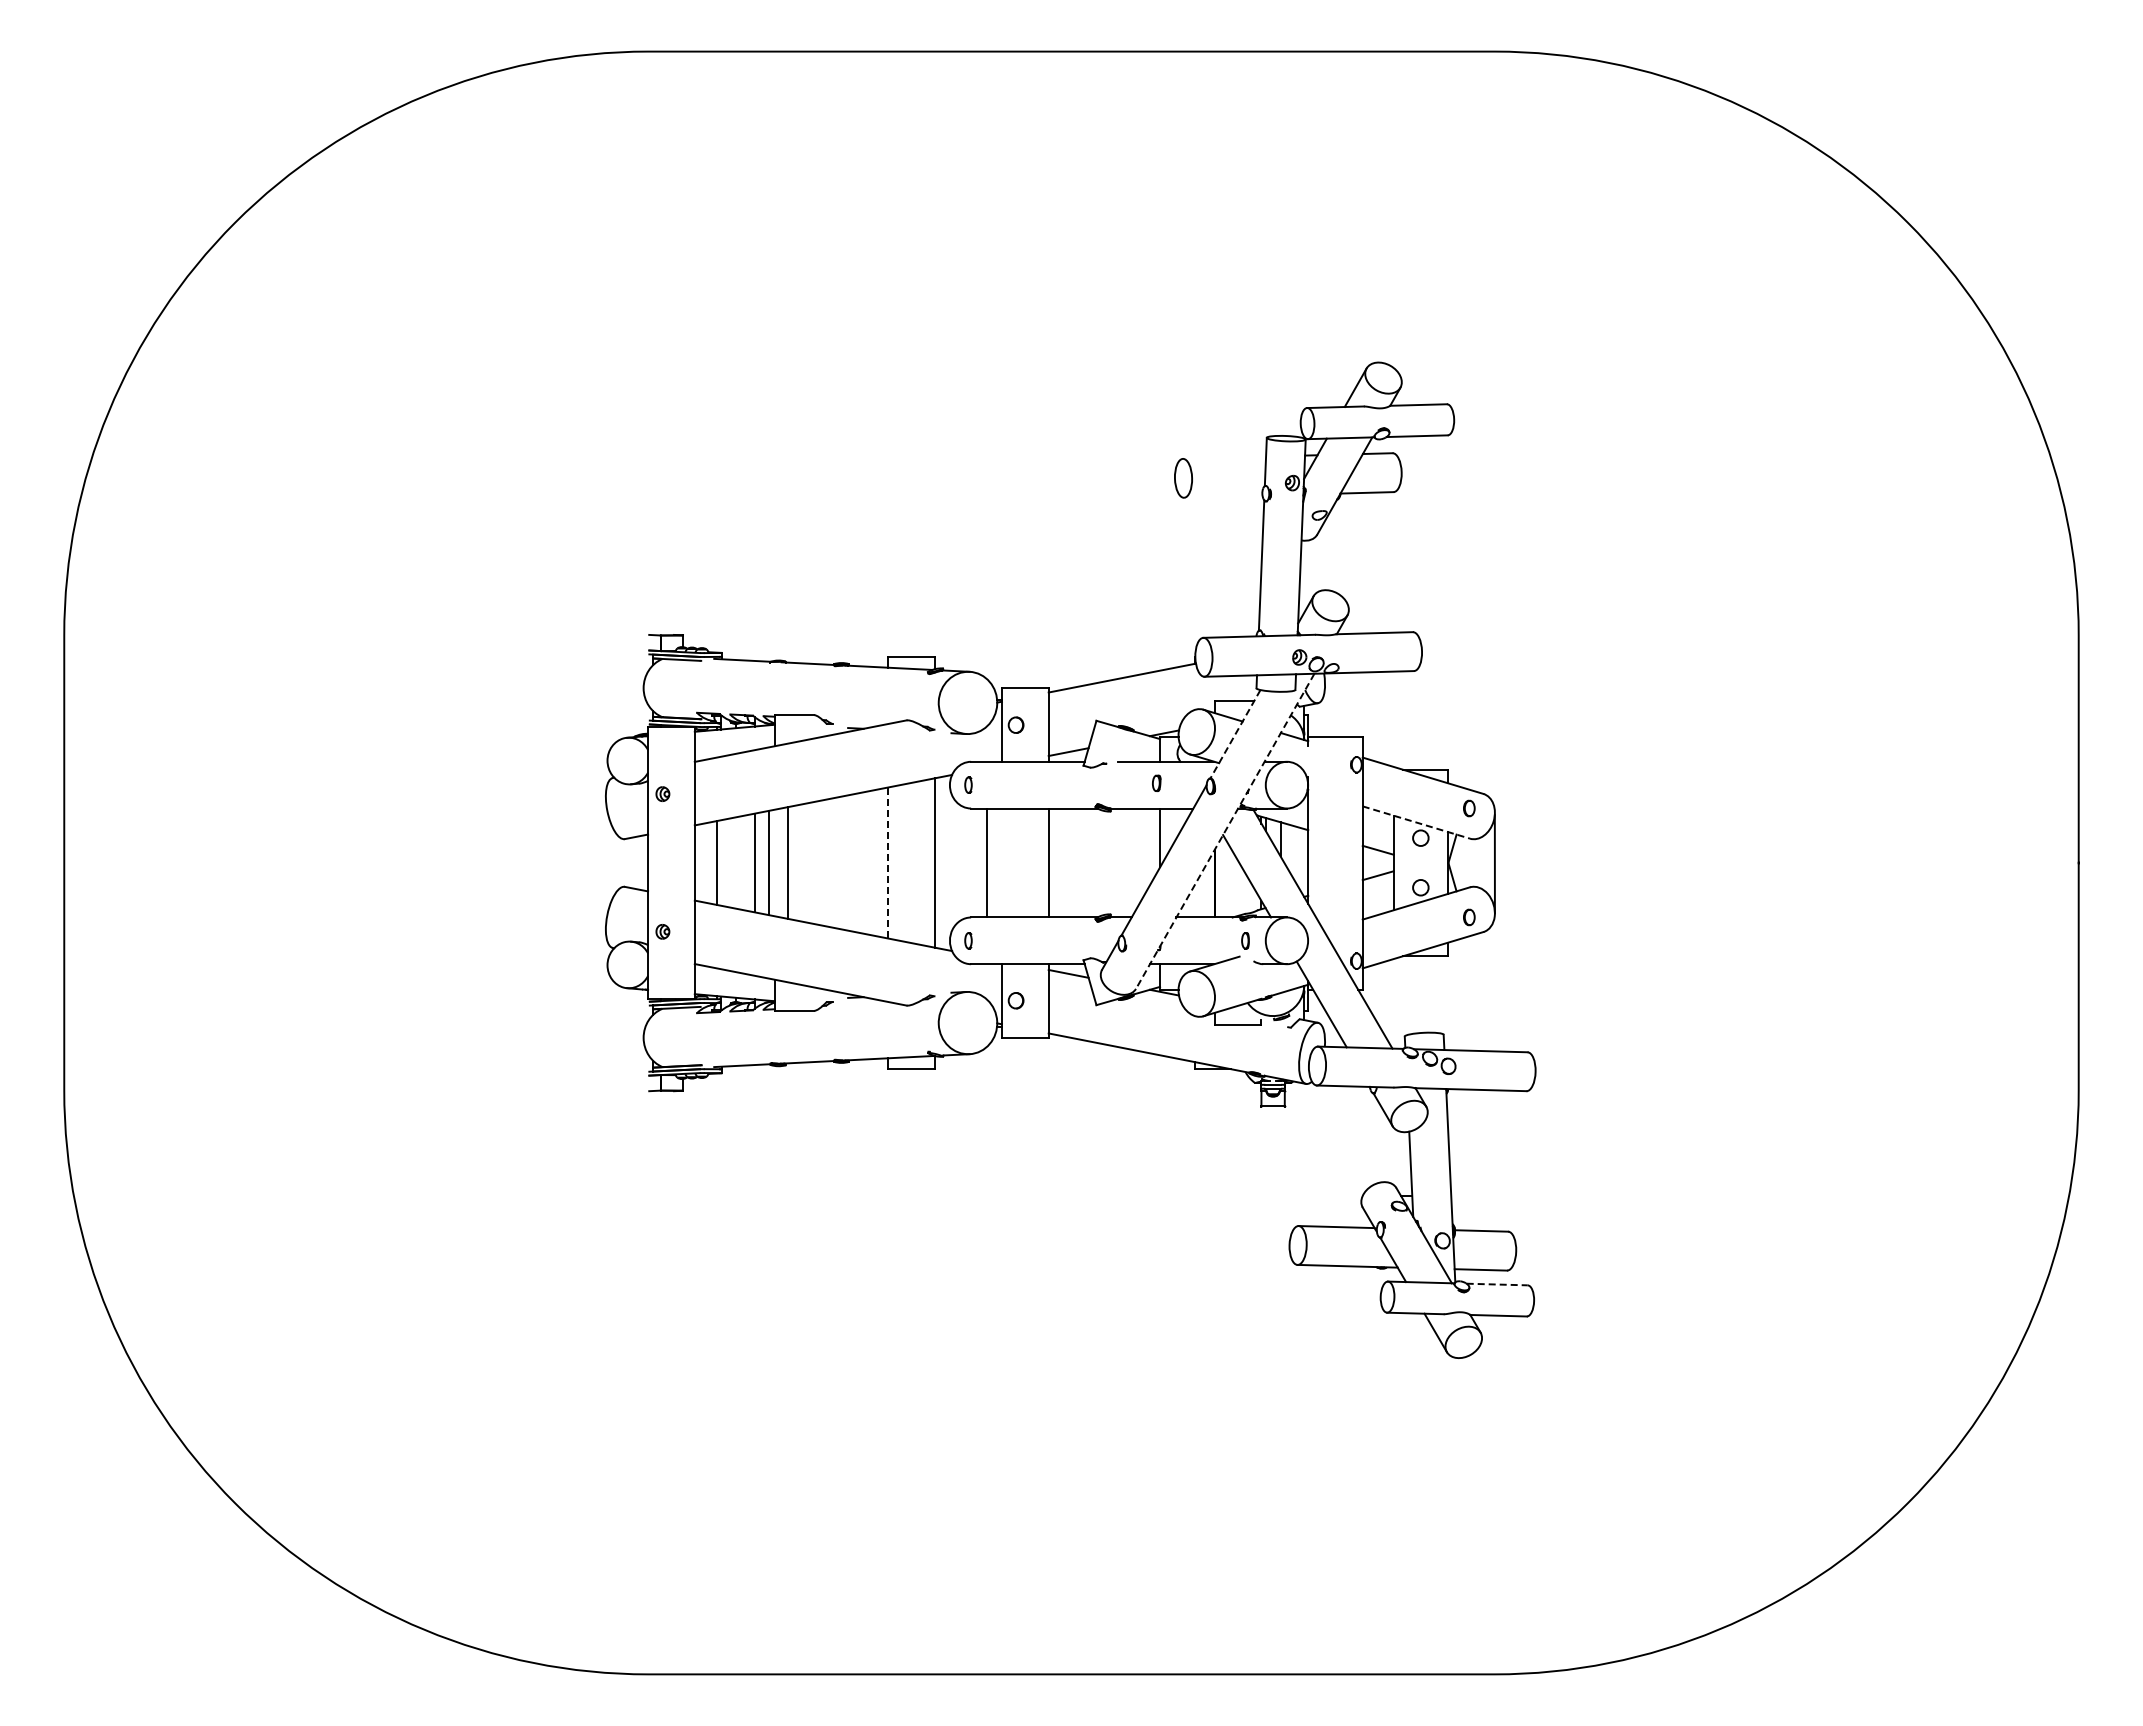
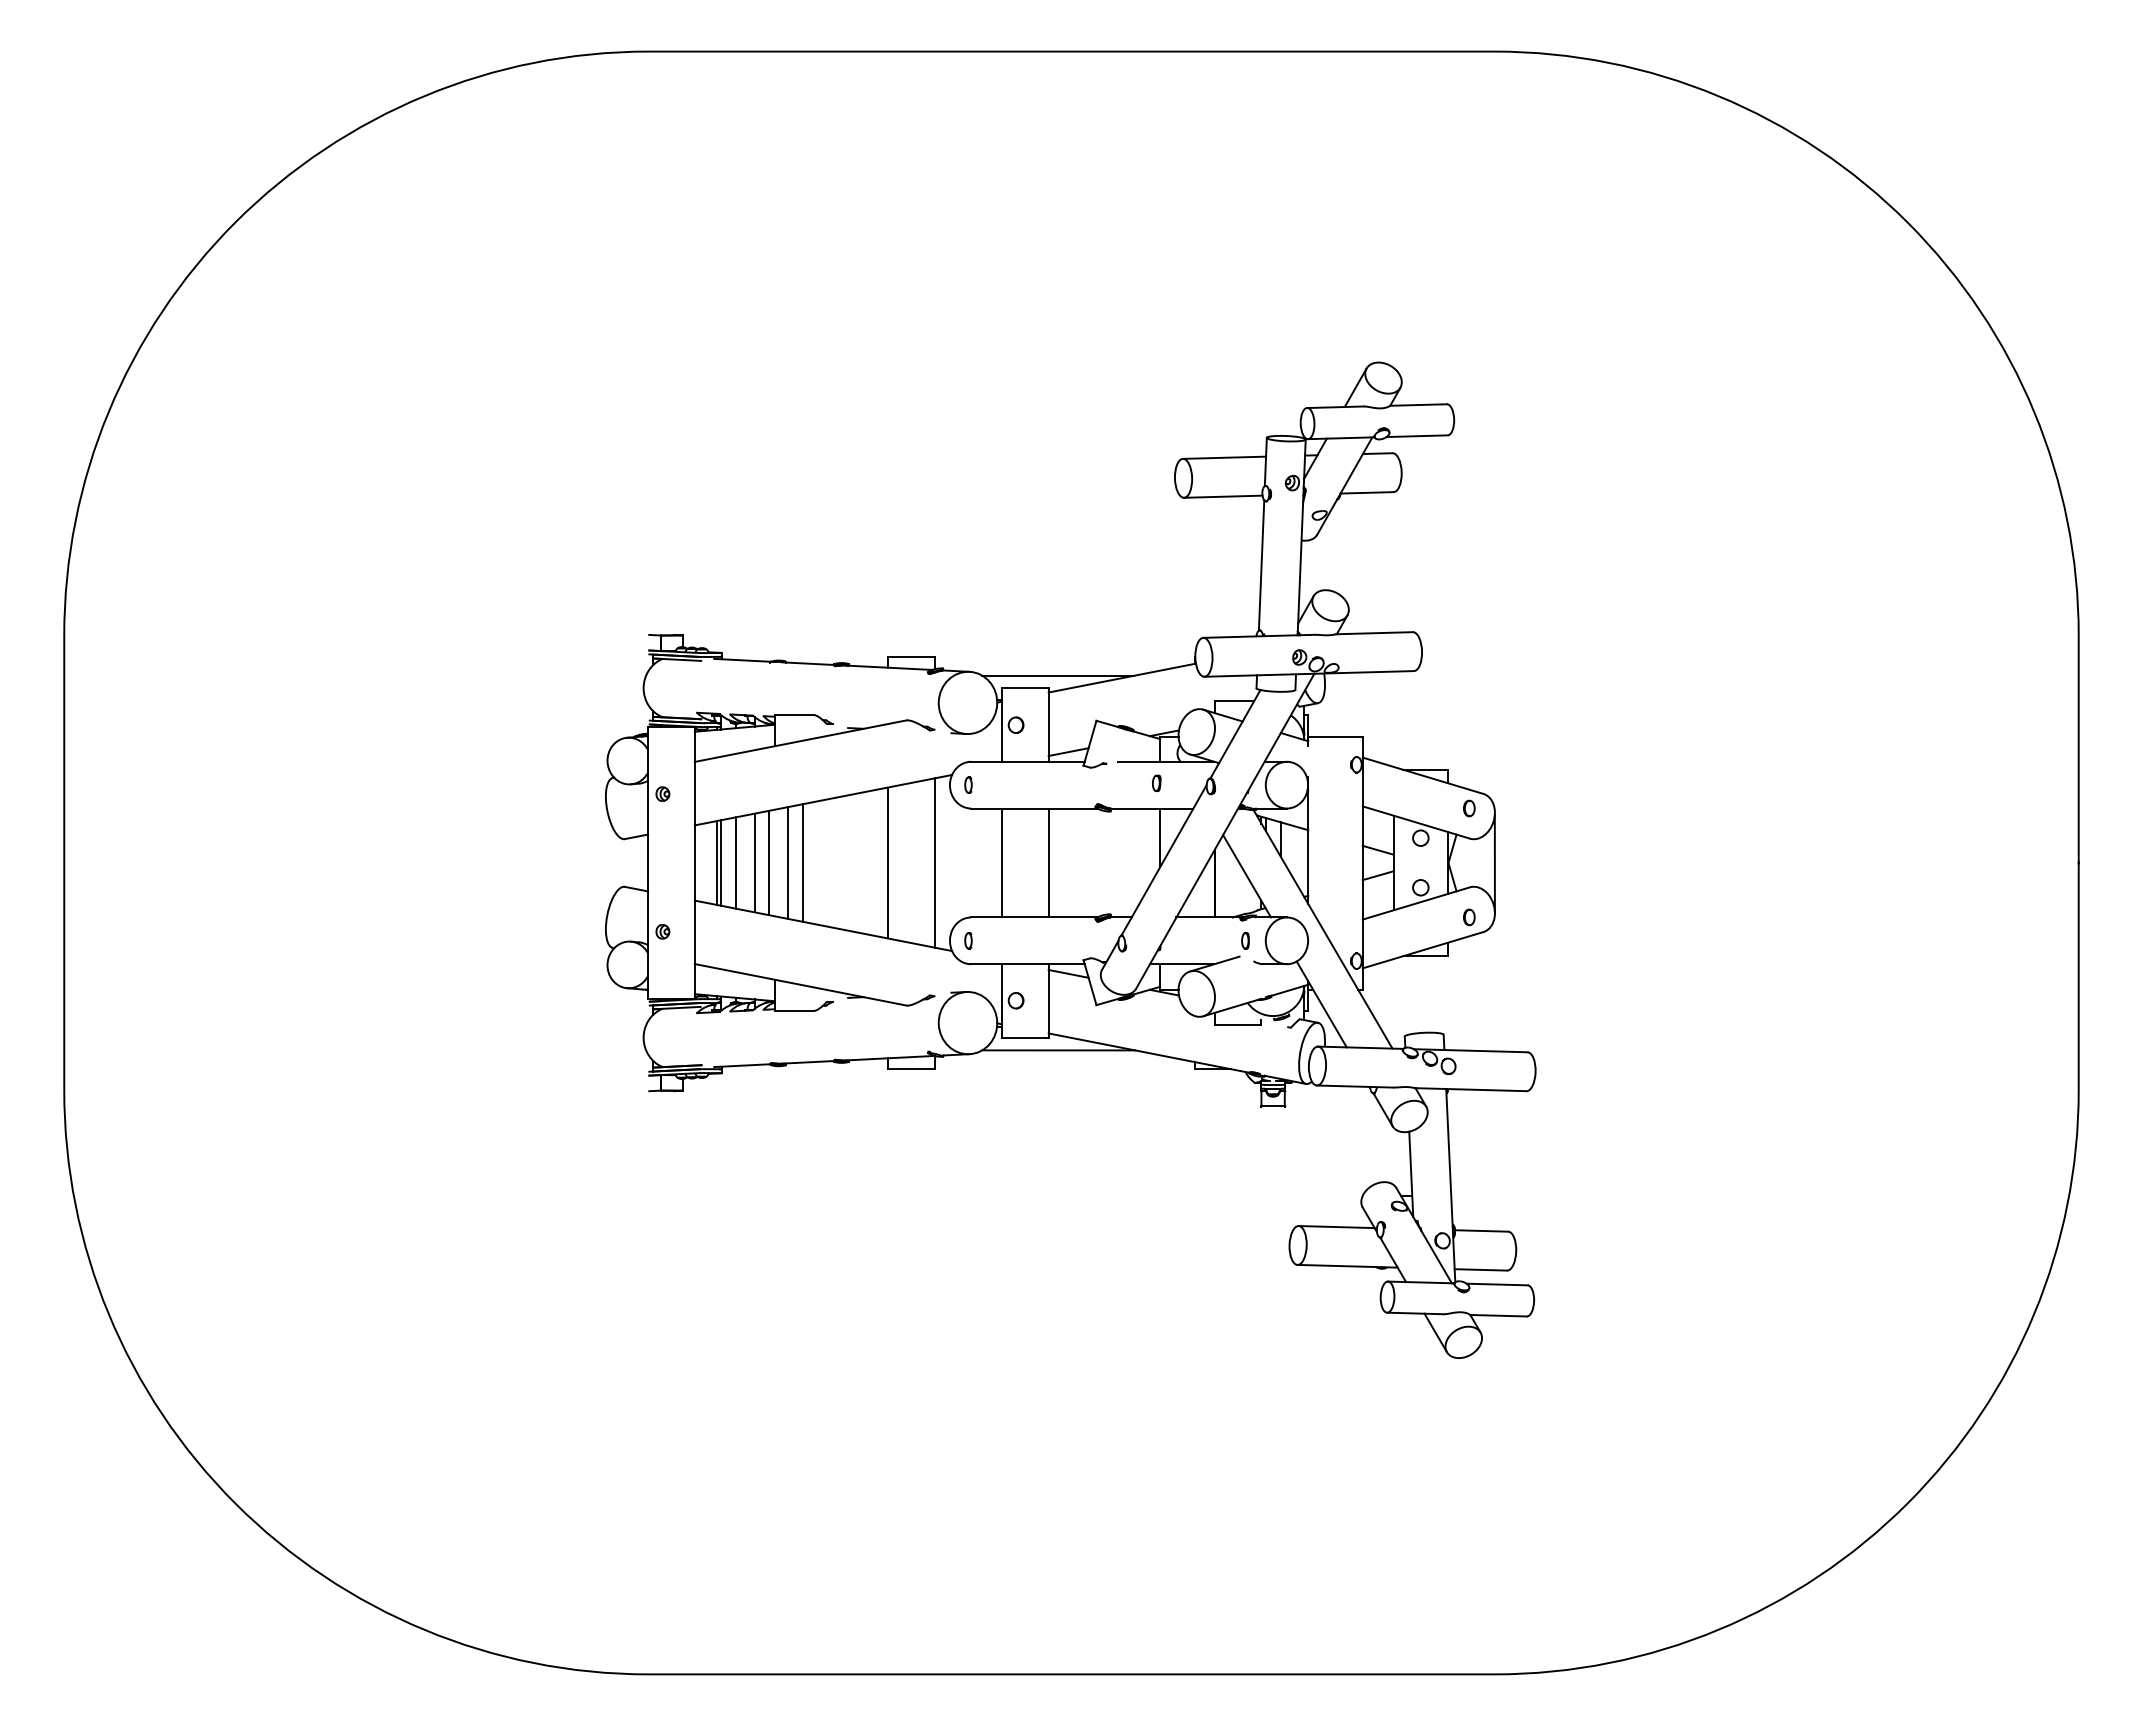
line: none -> present (1224, 457)
line: none -> present (1223, 496)
line: none -> present (1058, 675)
line: dashed -> solid (1235, 734)
line: dashed -> solid (1416, 822)
line: dashed -> solid (1224, 831)
line: none -> present (721, 862)
line: none -> present (736, 862)
line: none -> present (802, 862)
line position: (986, 862) -> (1001, 862) (1001, 862)
line: dashed -> solid (887, 863)
line: none -> present (1058, 1050)
line: dashed -> solid (1497, 1284)
